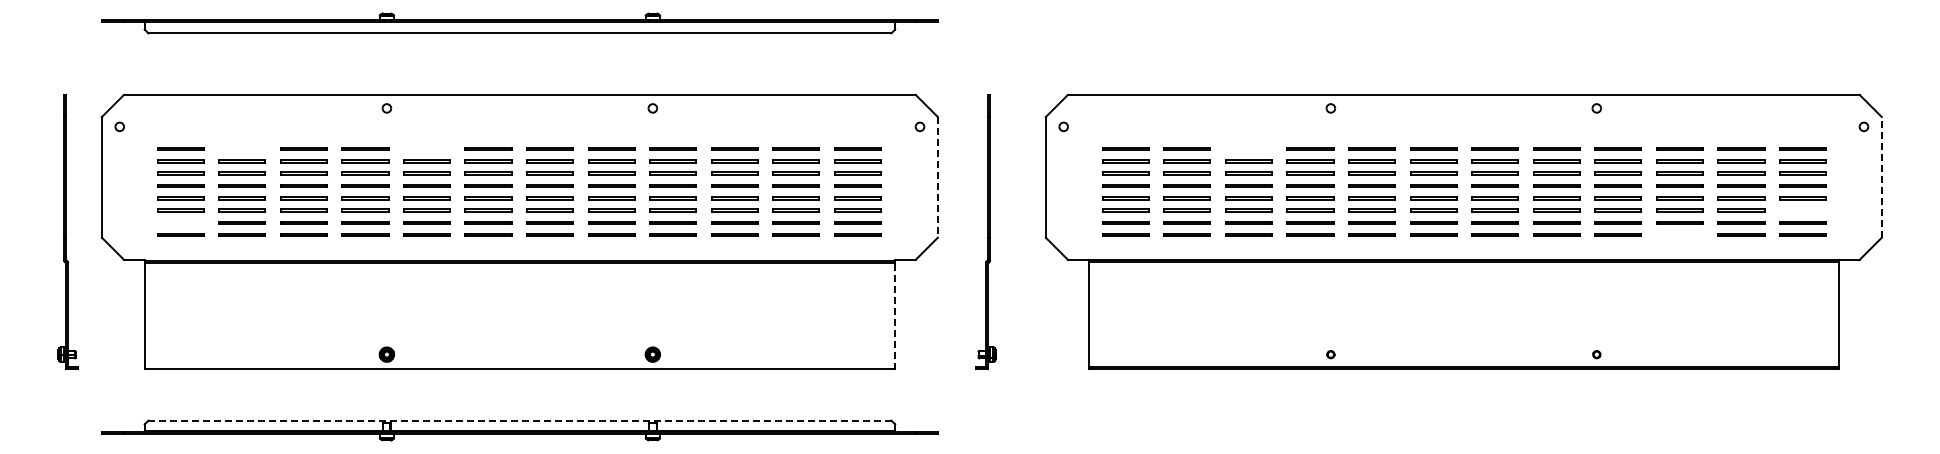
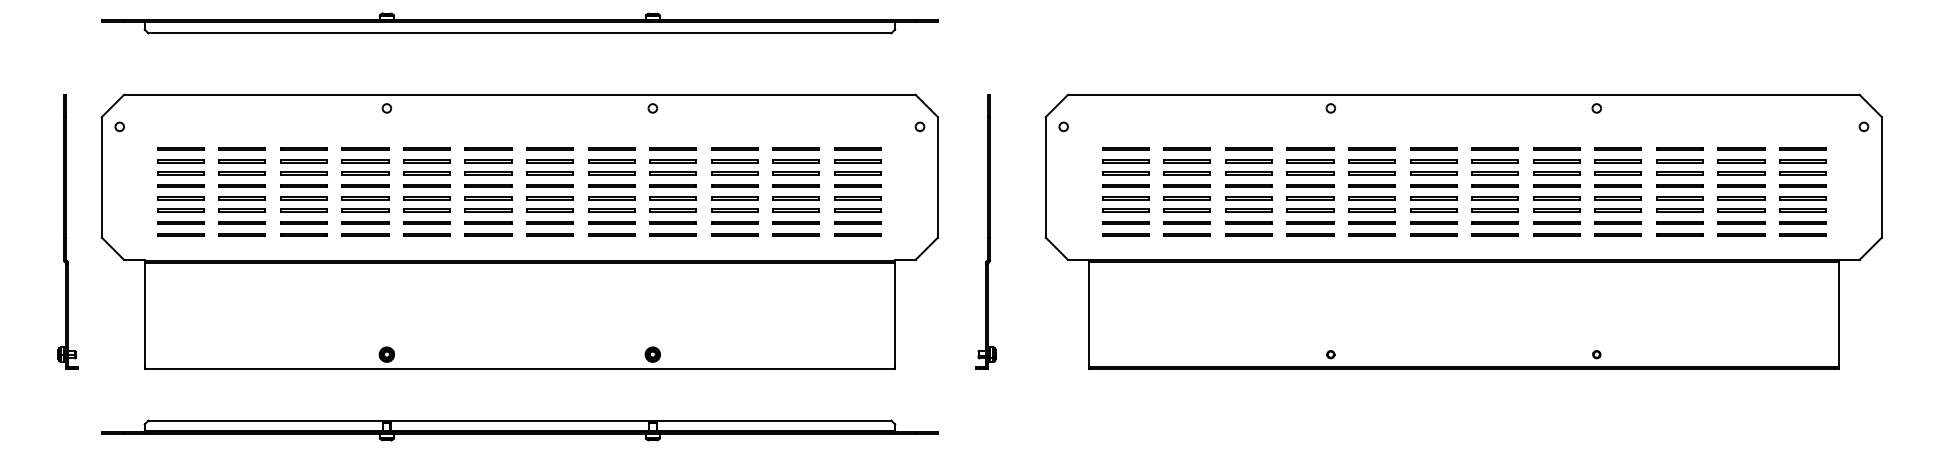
line: none -> present (241, 148)
line: none -> present (426, 148)
line: none -> present (1248, 148)
line: dashed -> solid (1881, 176)
line: dashed -> solid (937, 177)
line: none -> present (1802, 209)
line: none -> present (180, 222)
line: none -> present (1679, 234)
line: dashed -> solid (895, 315)
line: dashed -> solid (519, 420)
